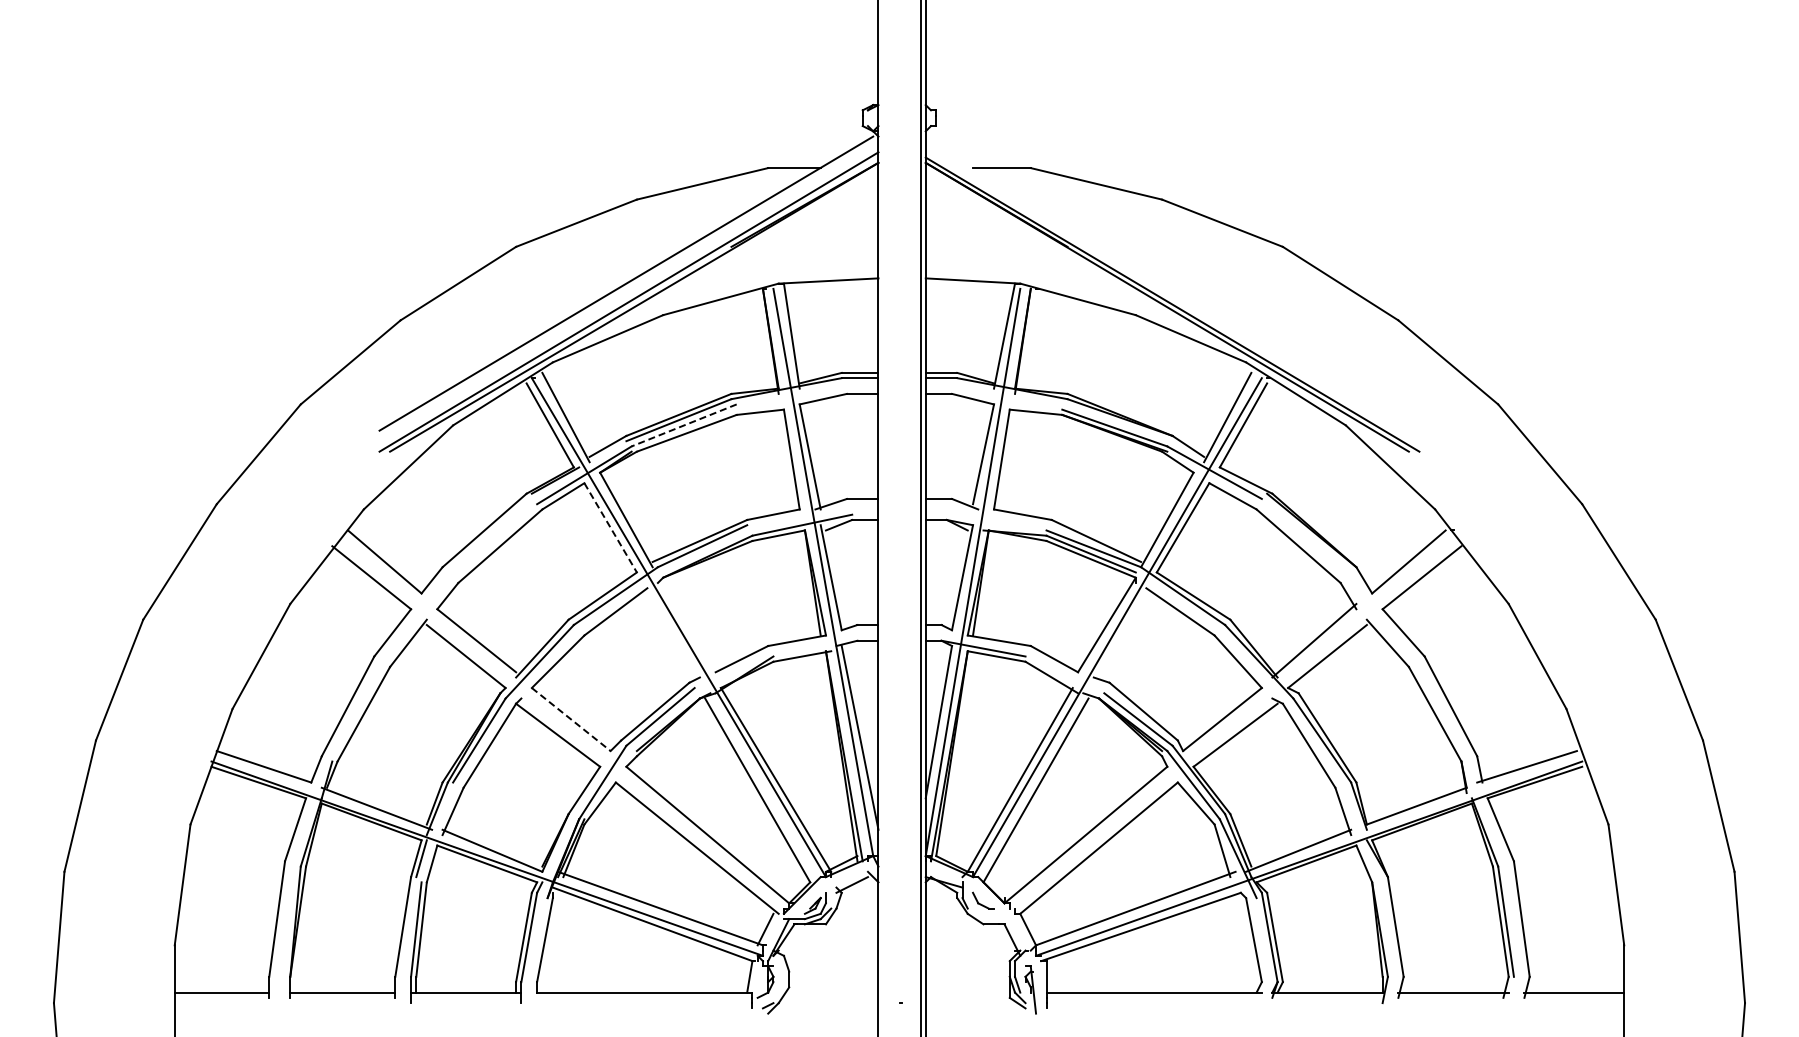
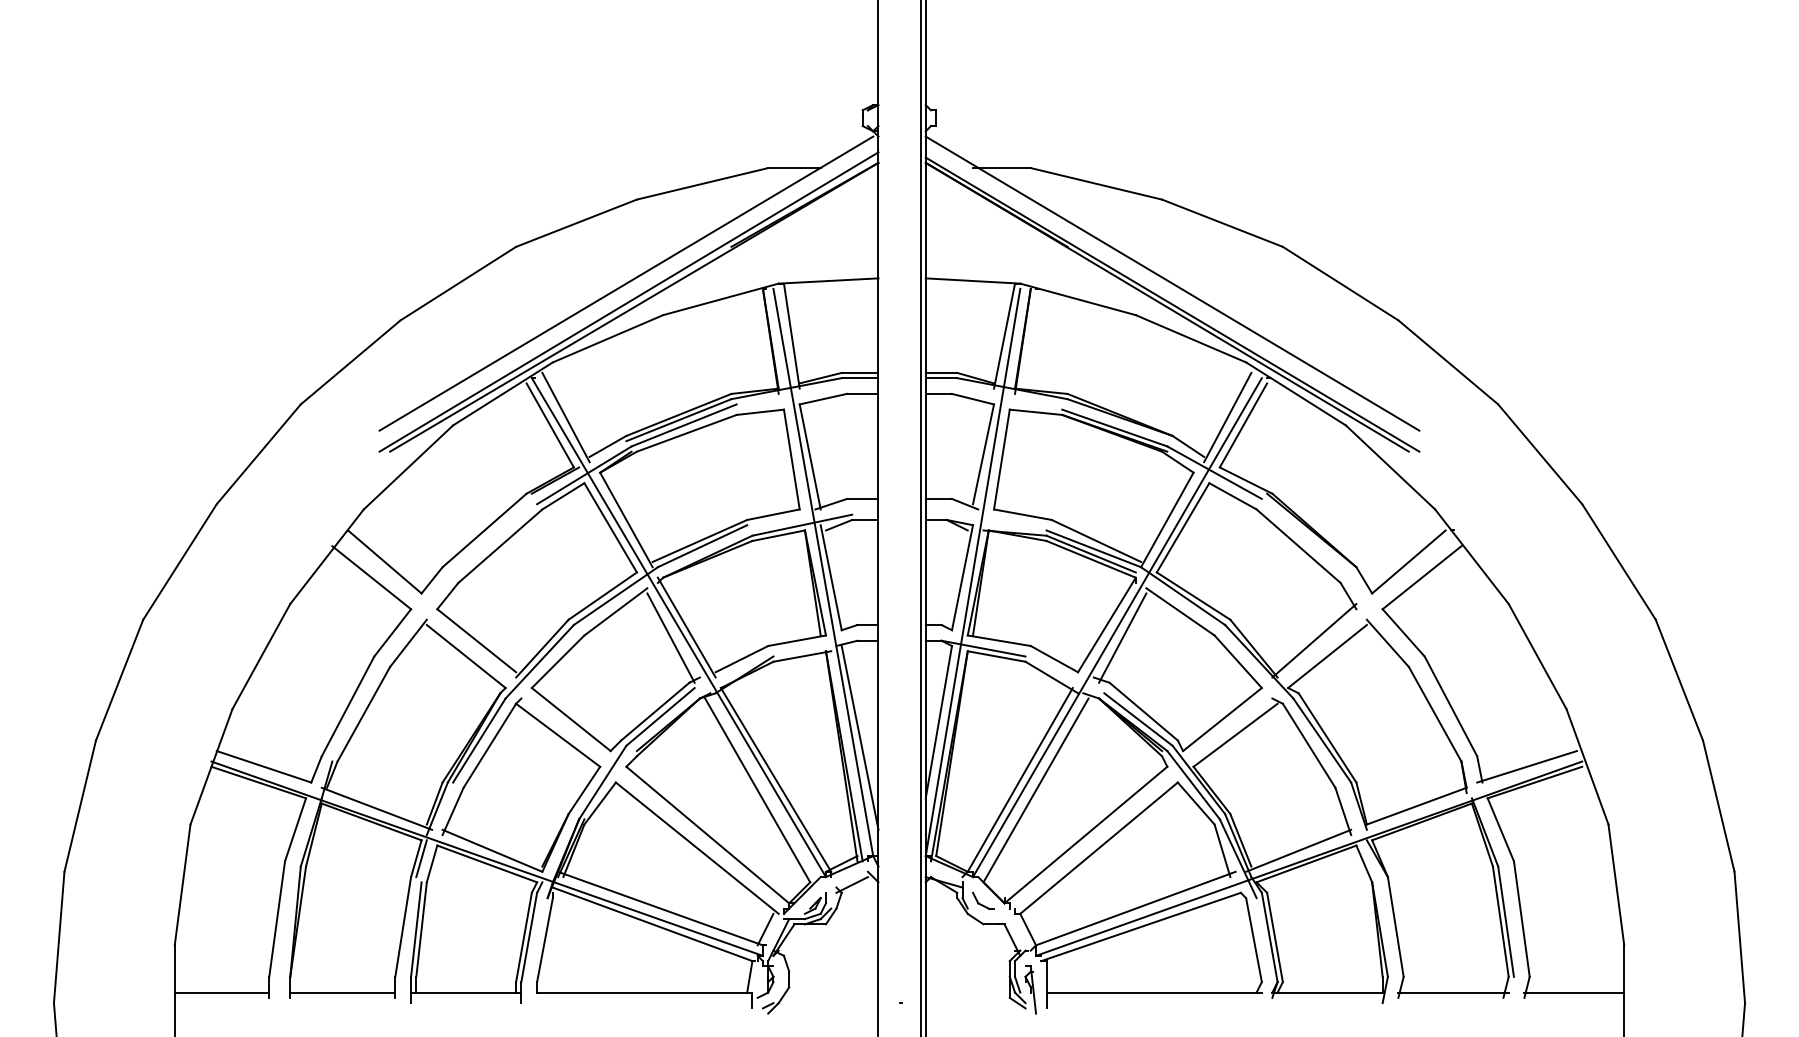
line: none -> present (1172, 283)
line: dashed -> solid (684, 425)
line: dashed -> solid (610, 527)
line: none -> present (686, 627)
line: none -> present (670, 637)
line: none -> present (1122, 637)
line: dashed -> solid (571, 719)
